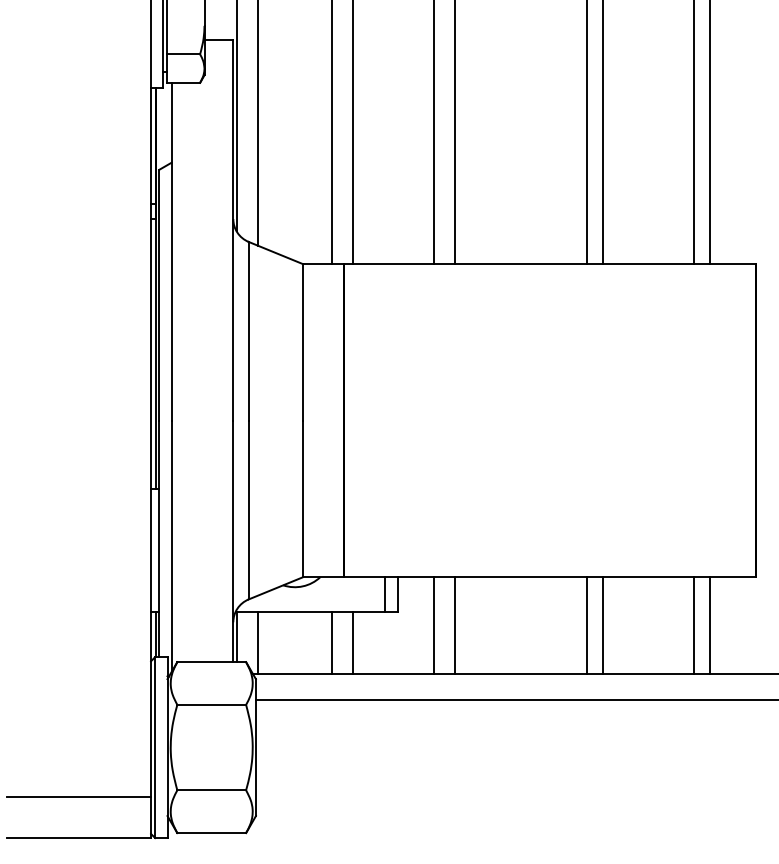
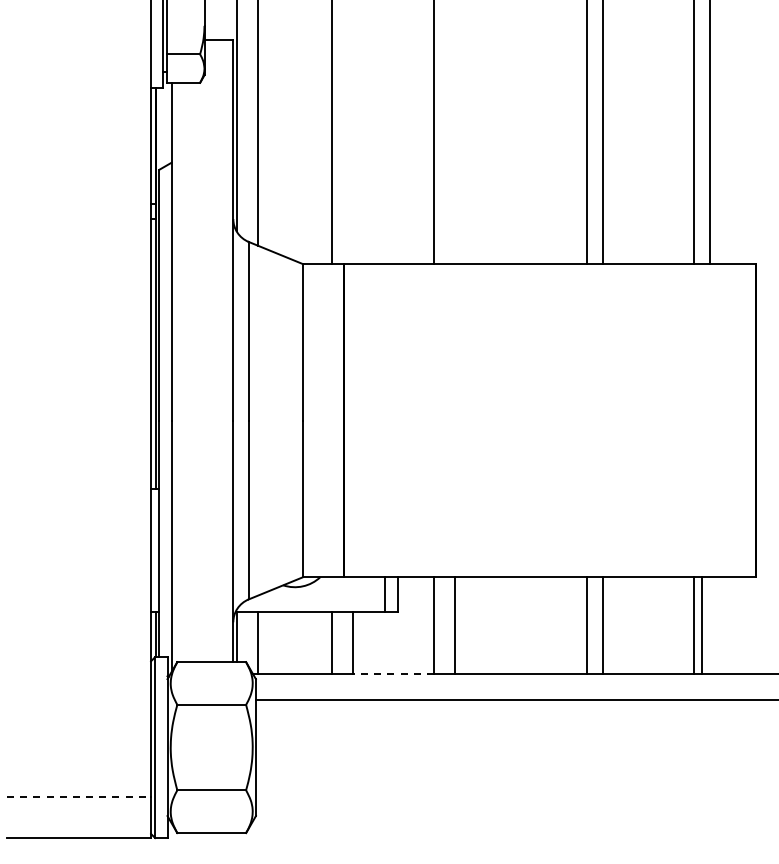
line: present -> none (353, 133)
line: present -> none (455, 133)
line position: (710, 625) -> (702, 625) (702, 625)
line: solid -> dashed (393, 673)
line: solid -> dashed (79, 796)
